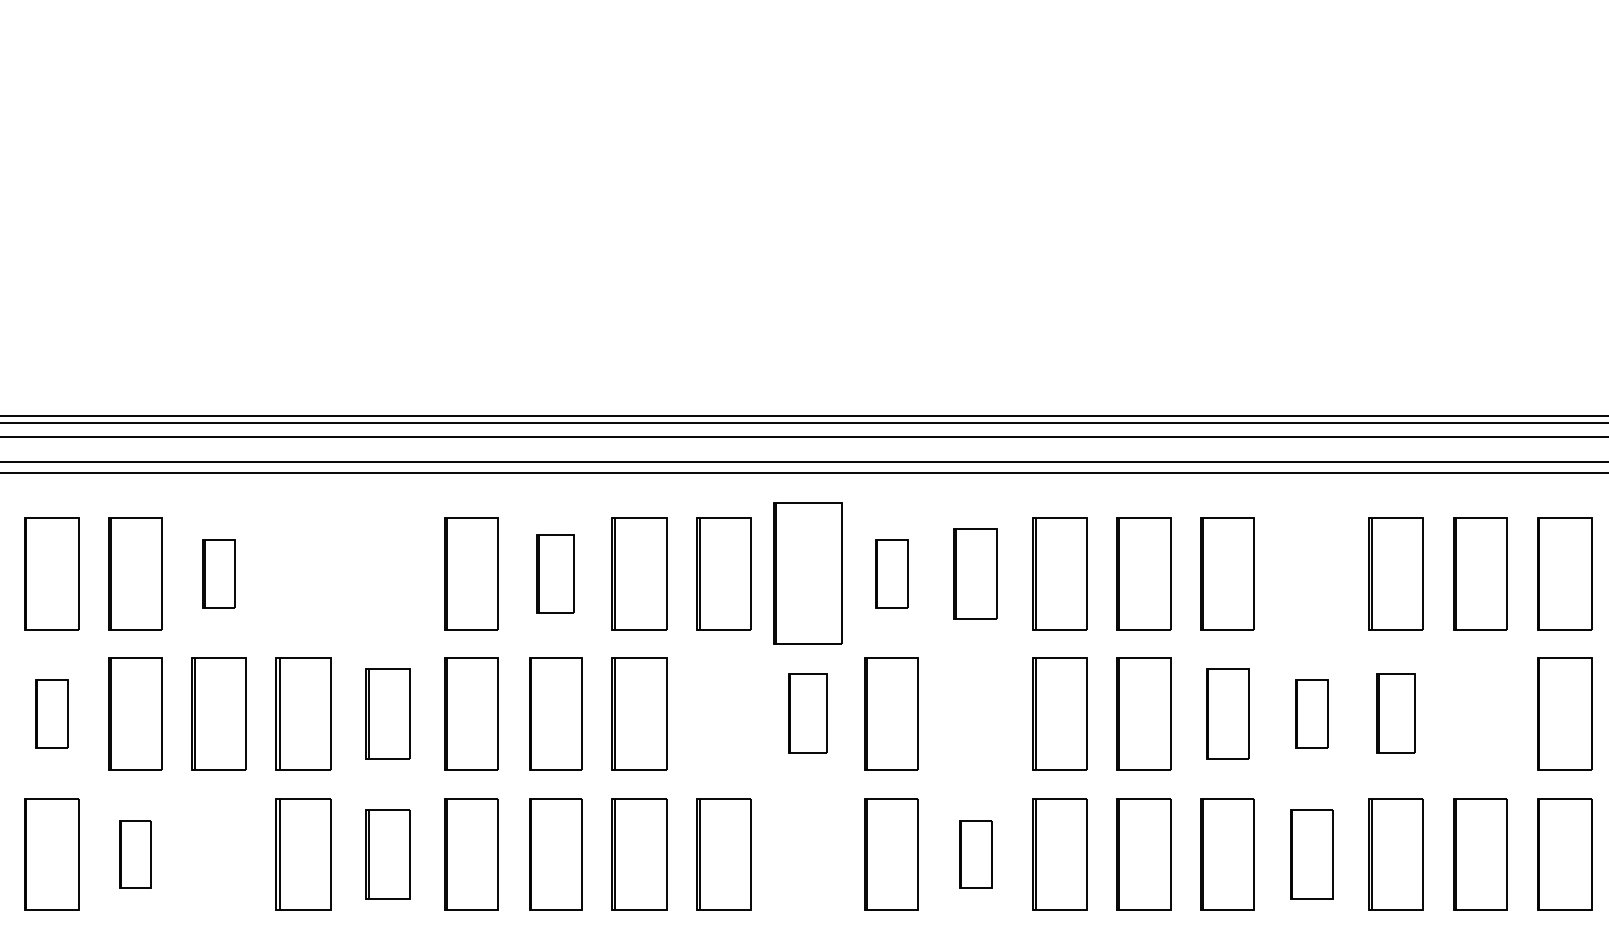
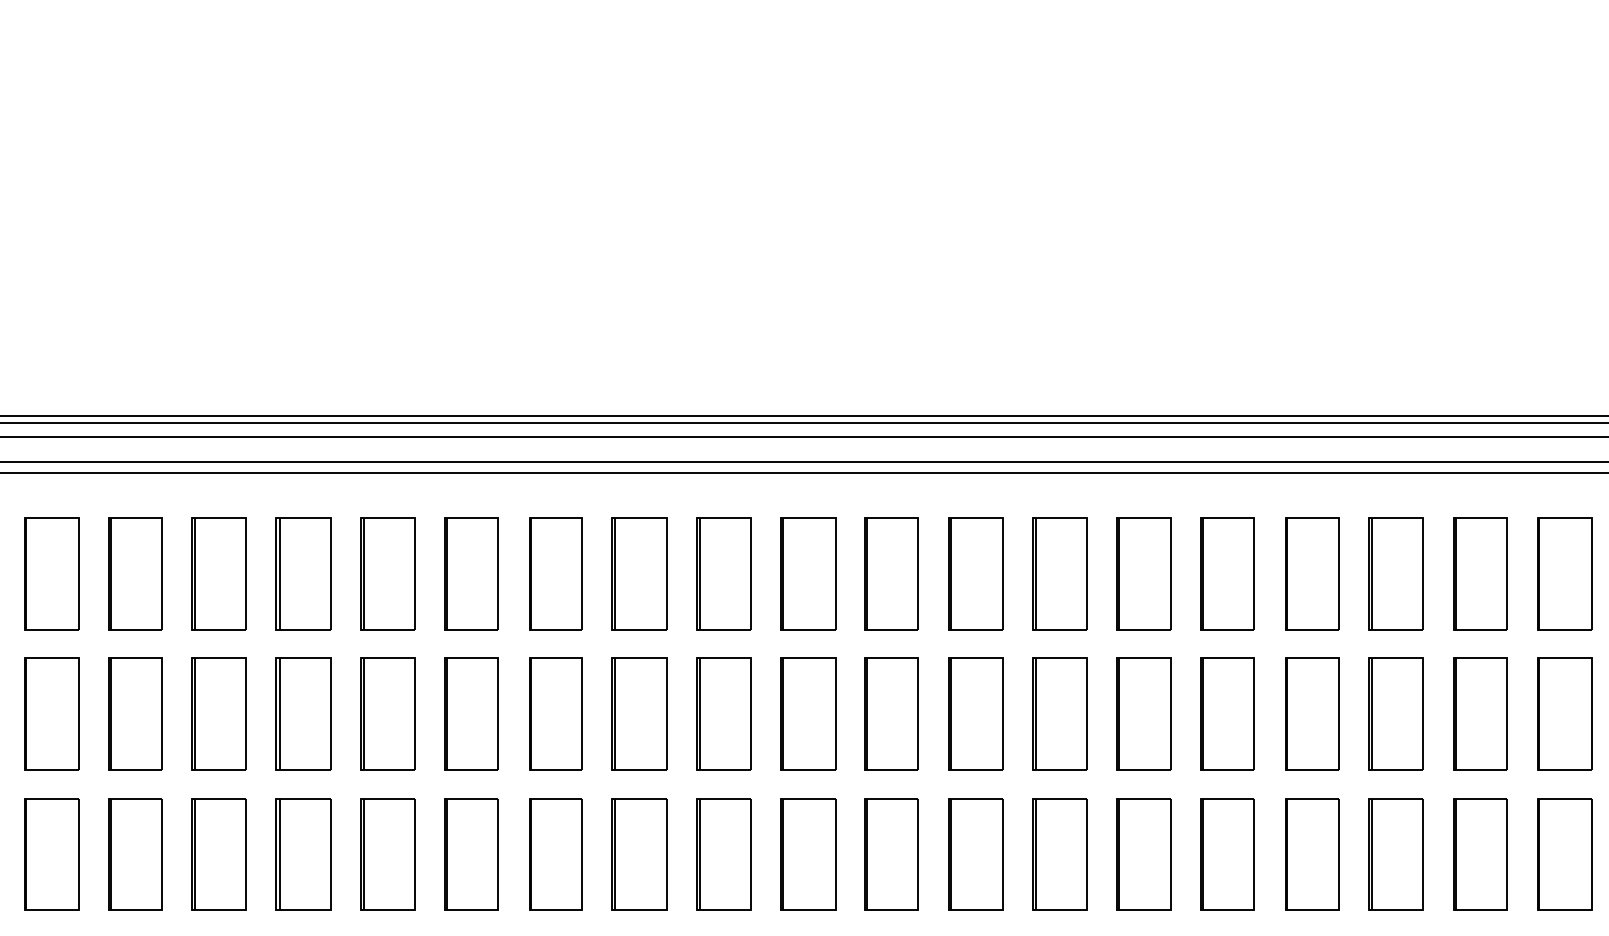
part size: 34x70 px -> 56x114 px (218, 573)
part: none -> present (303, 573)
part: none -> present (387, 573)
part size: 39x80 px -> 54x114 px (555, 573)
part size: 70x143 px -> 57x114 px (808, 573)
part size: 34x70 px -> 55x114 px (891, 573)
part size: 45x92 px -> 56x114 px (975, 573)
part: none -> present (1312, 573)
part size: 34x70 px -> 56x114 px (51, 713)
part size: 46x92 px -> 56x114 px (387, 713)
part: none -> present (723, 713)
part size: 40x81 px -> 57x114 px (808, 713)
part: none -> present (975, 713)
part size: 44x92 px -> 55x114 px (1227, 713)
part size: 34x70 px -> 55x114 px (1312, 713)
part size: 40x81 px -> 56x114 px (1395, 713)
part: none -> present (1480, 713)
part size: 33x69 px -> 55x113 px (135, 854)
part: none -> present (218, 854)
part size: 46x91 px -> 56x113 px (387, 854)
part: none -> present (808, 854)
part size: 34x69 px -> 56x113 px (975, 854)
part size: 44x91 px -> 55x113 px (1312, 854)
